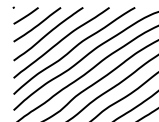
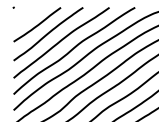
line: present -> none (25, 15)
